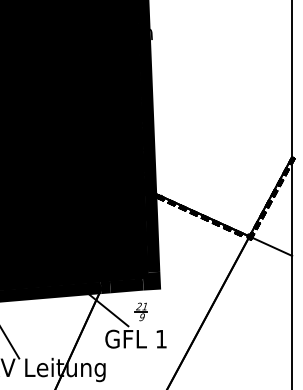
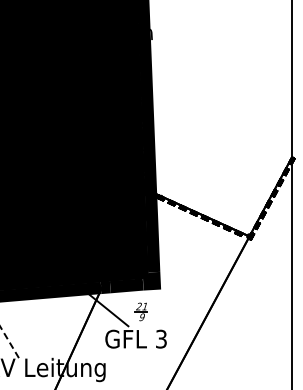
line: present -> none (272, 246)
text: 1 -> 3 (161, 338)
line: solid -> dashed (10, 343)
